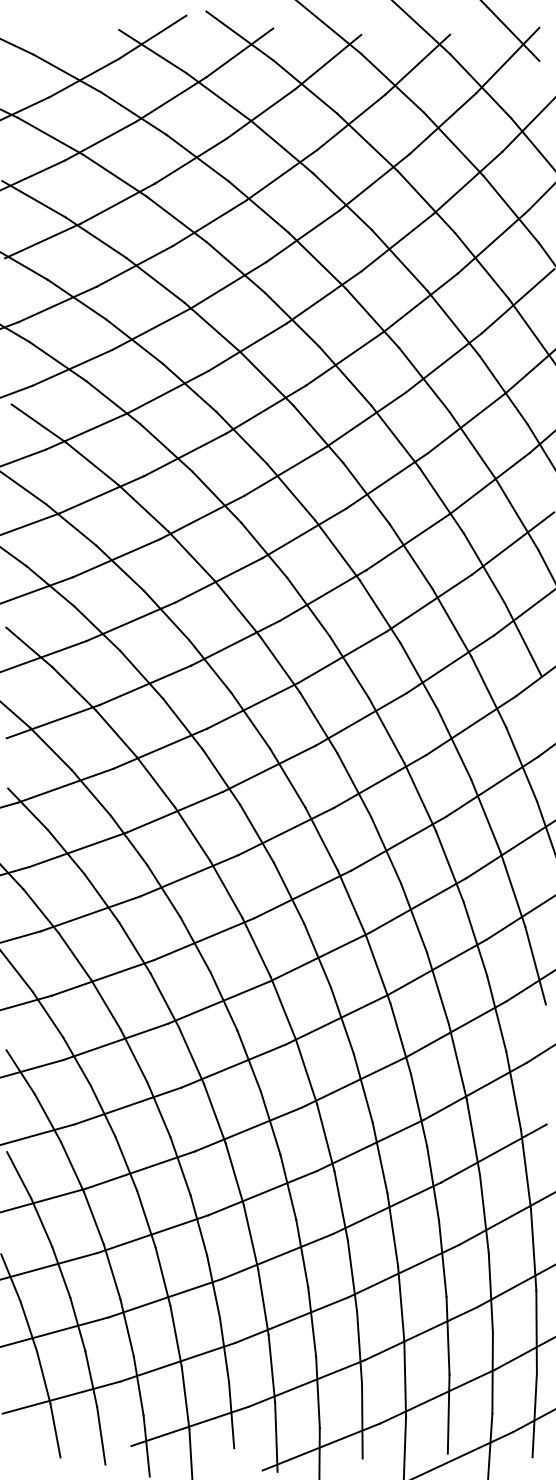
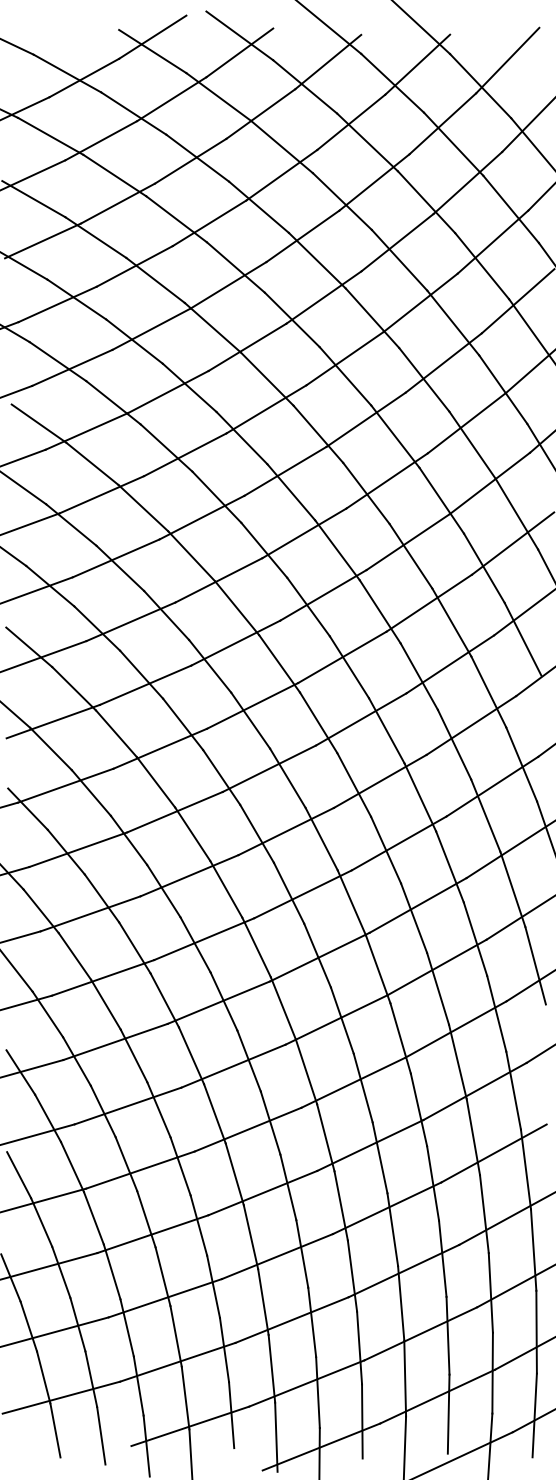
line: present -> none (510, 31)
